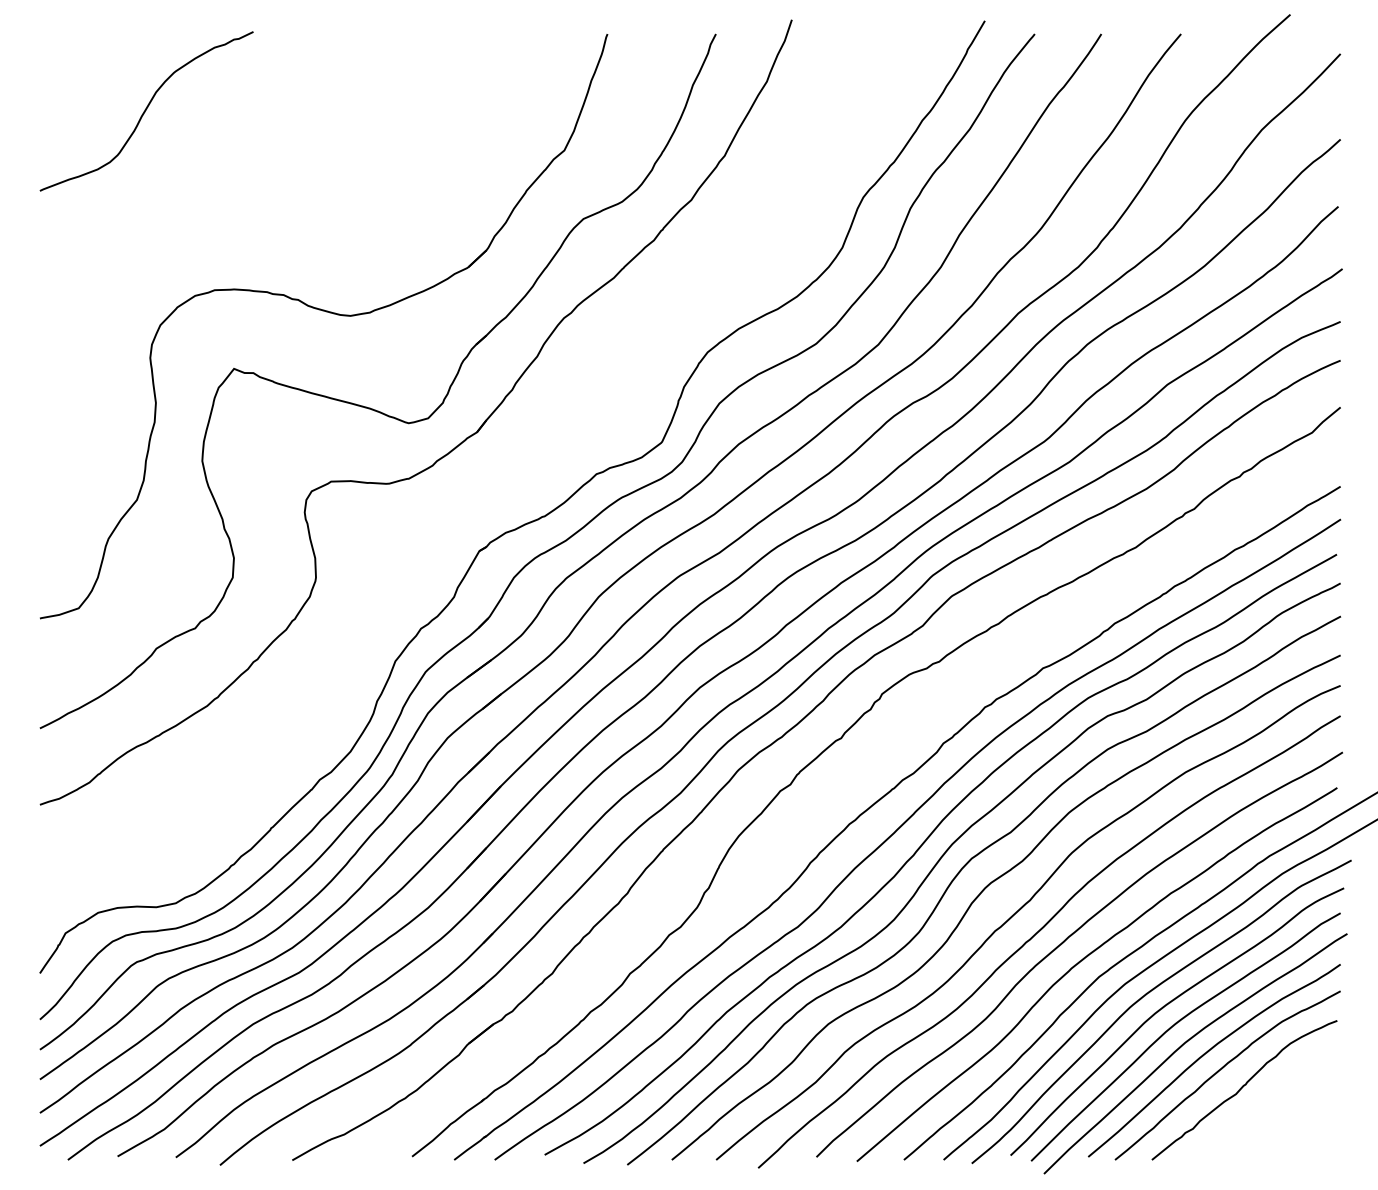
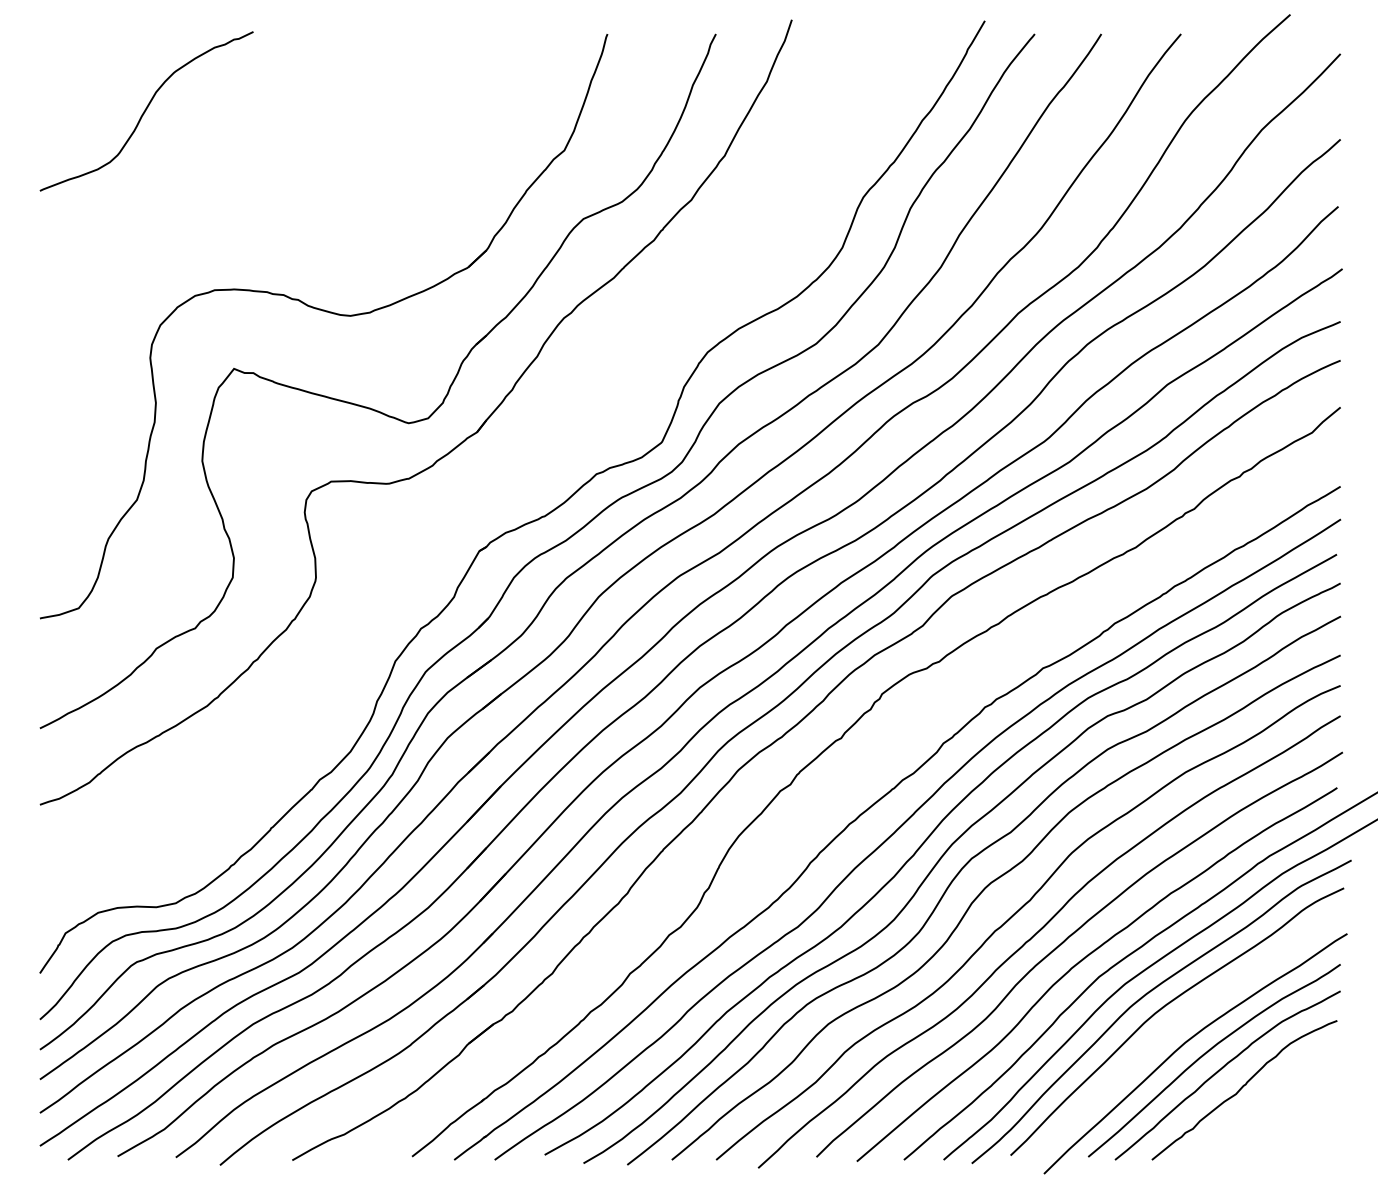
curve: present -> none (1175, 1025)
